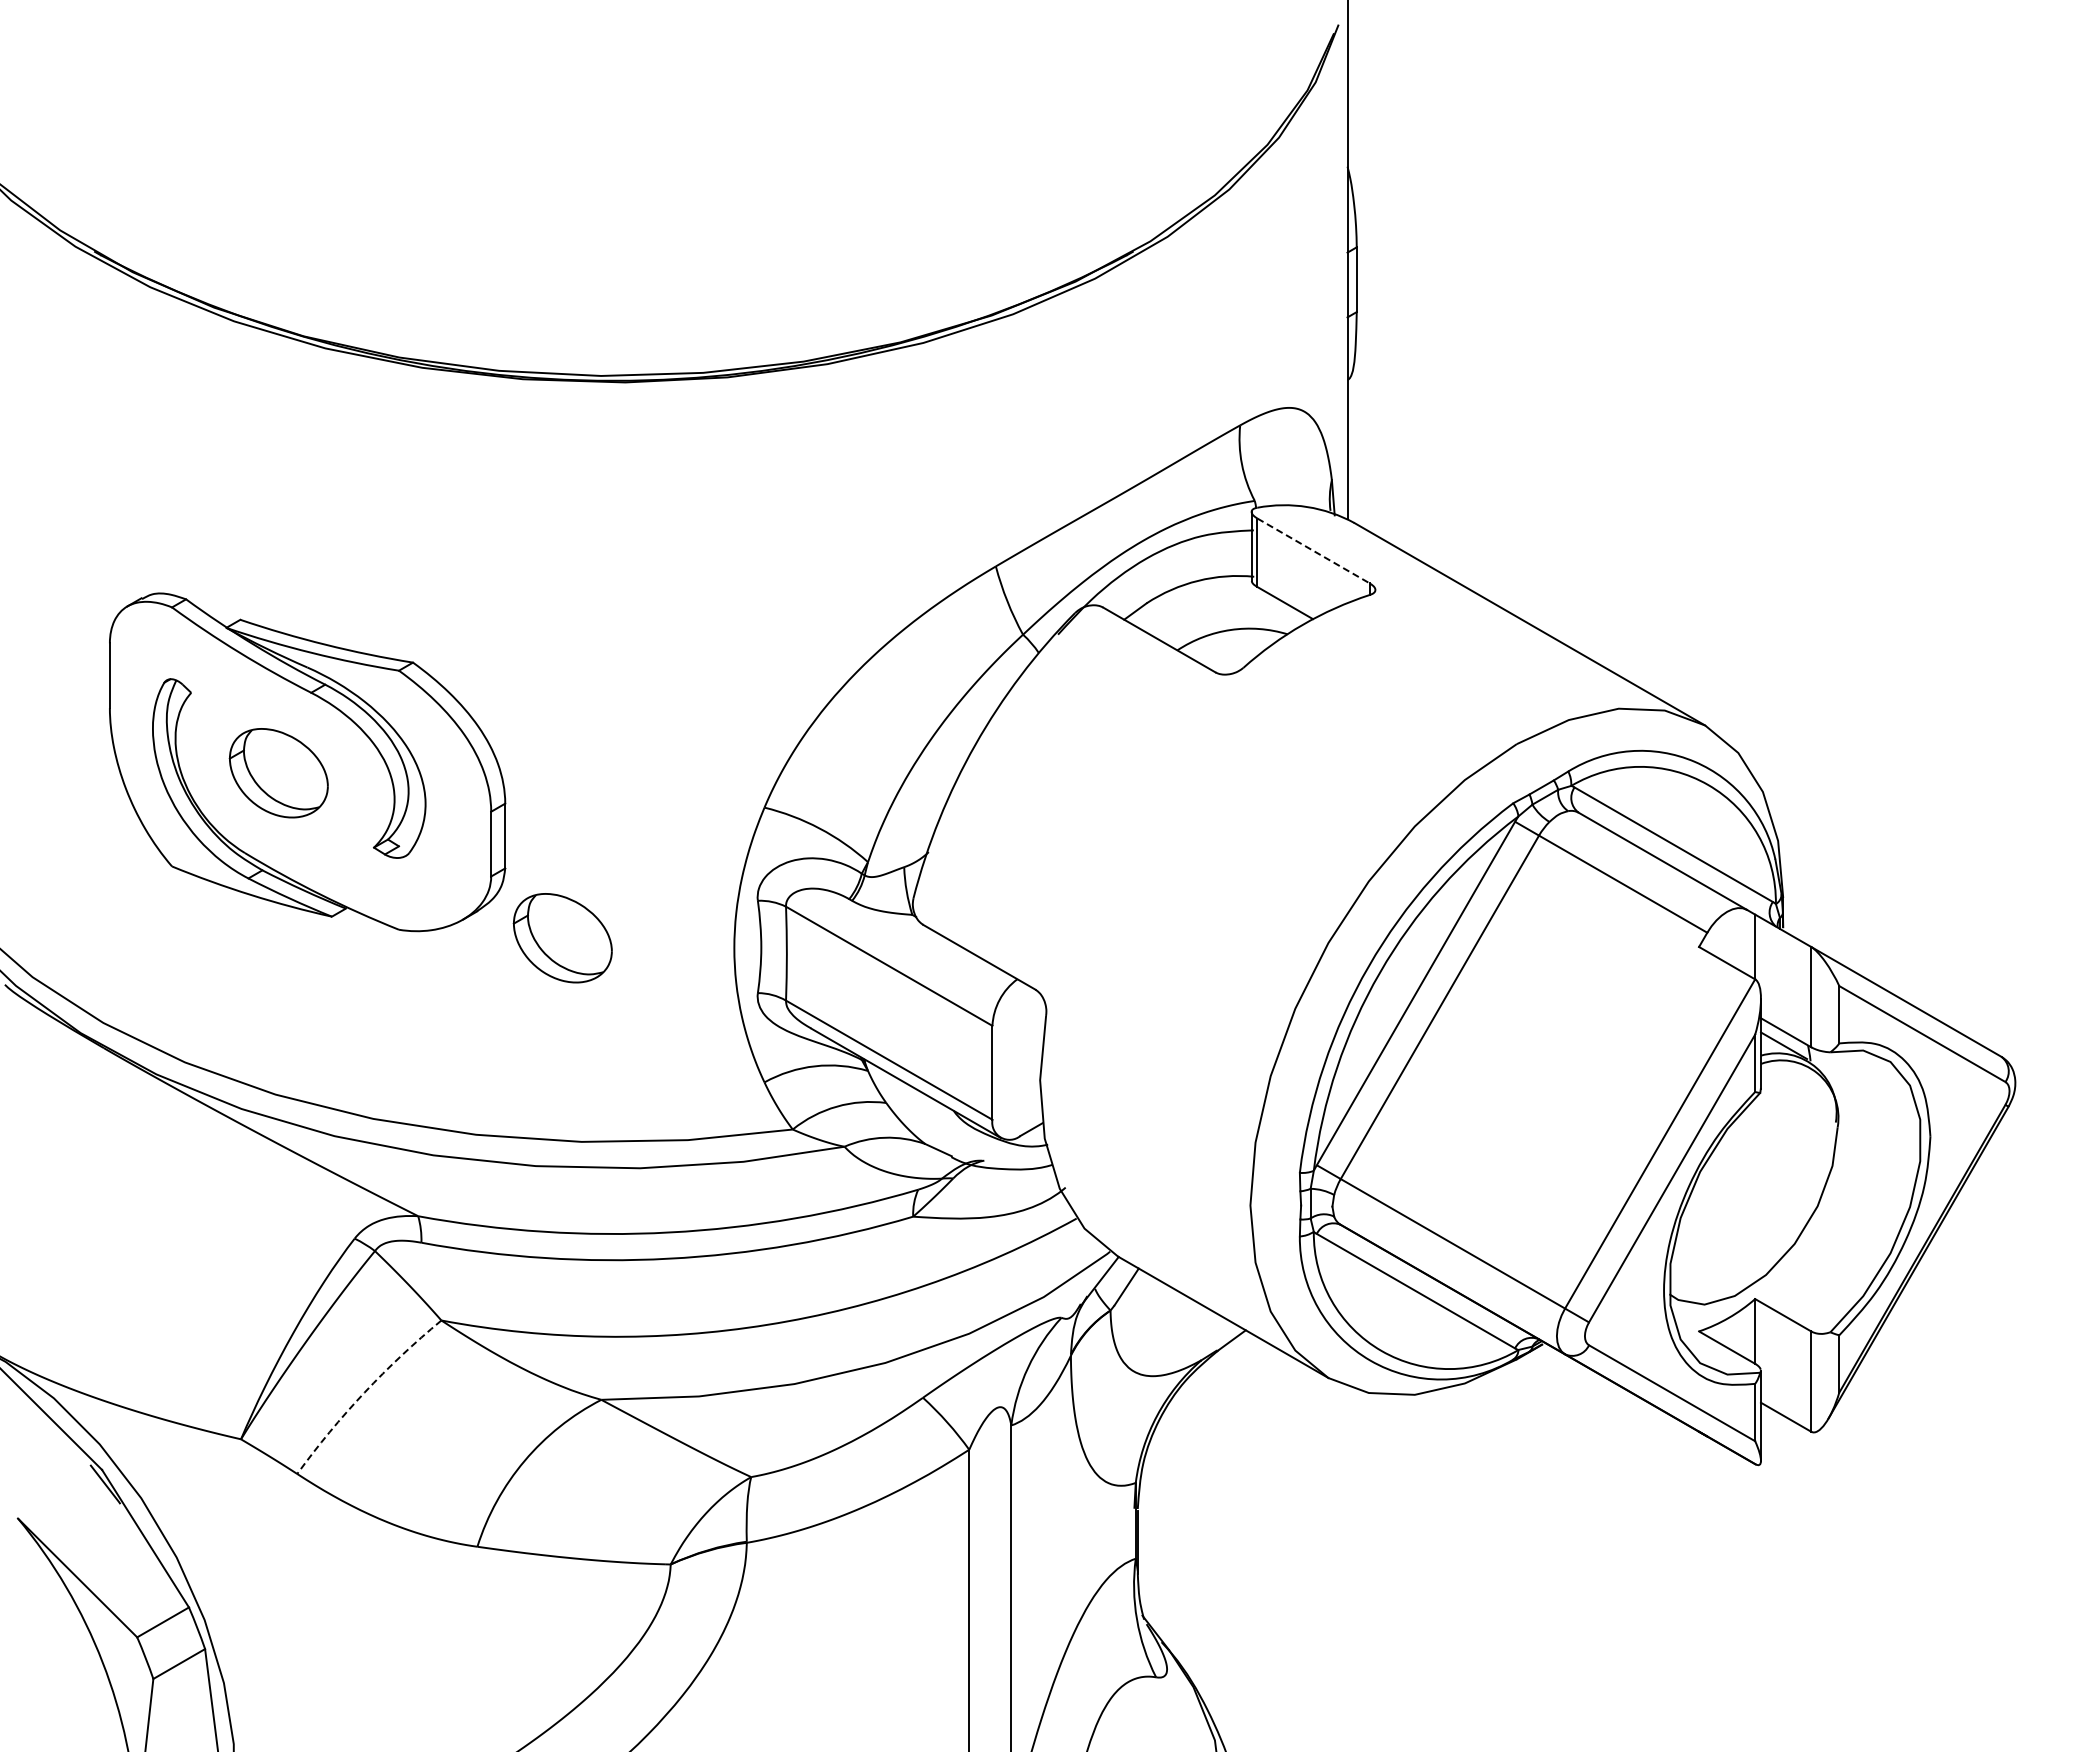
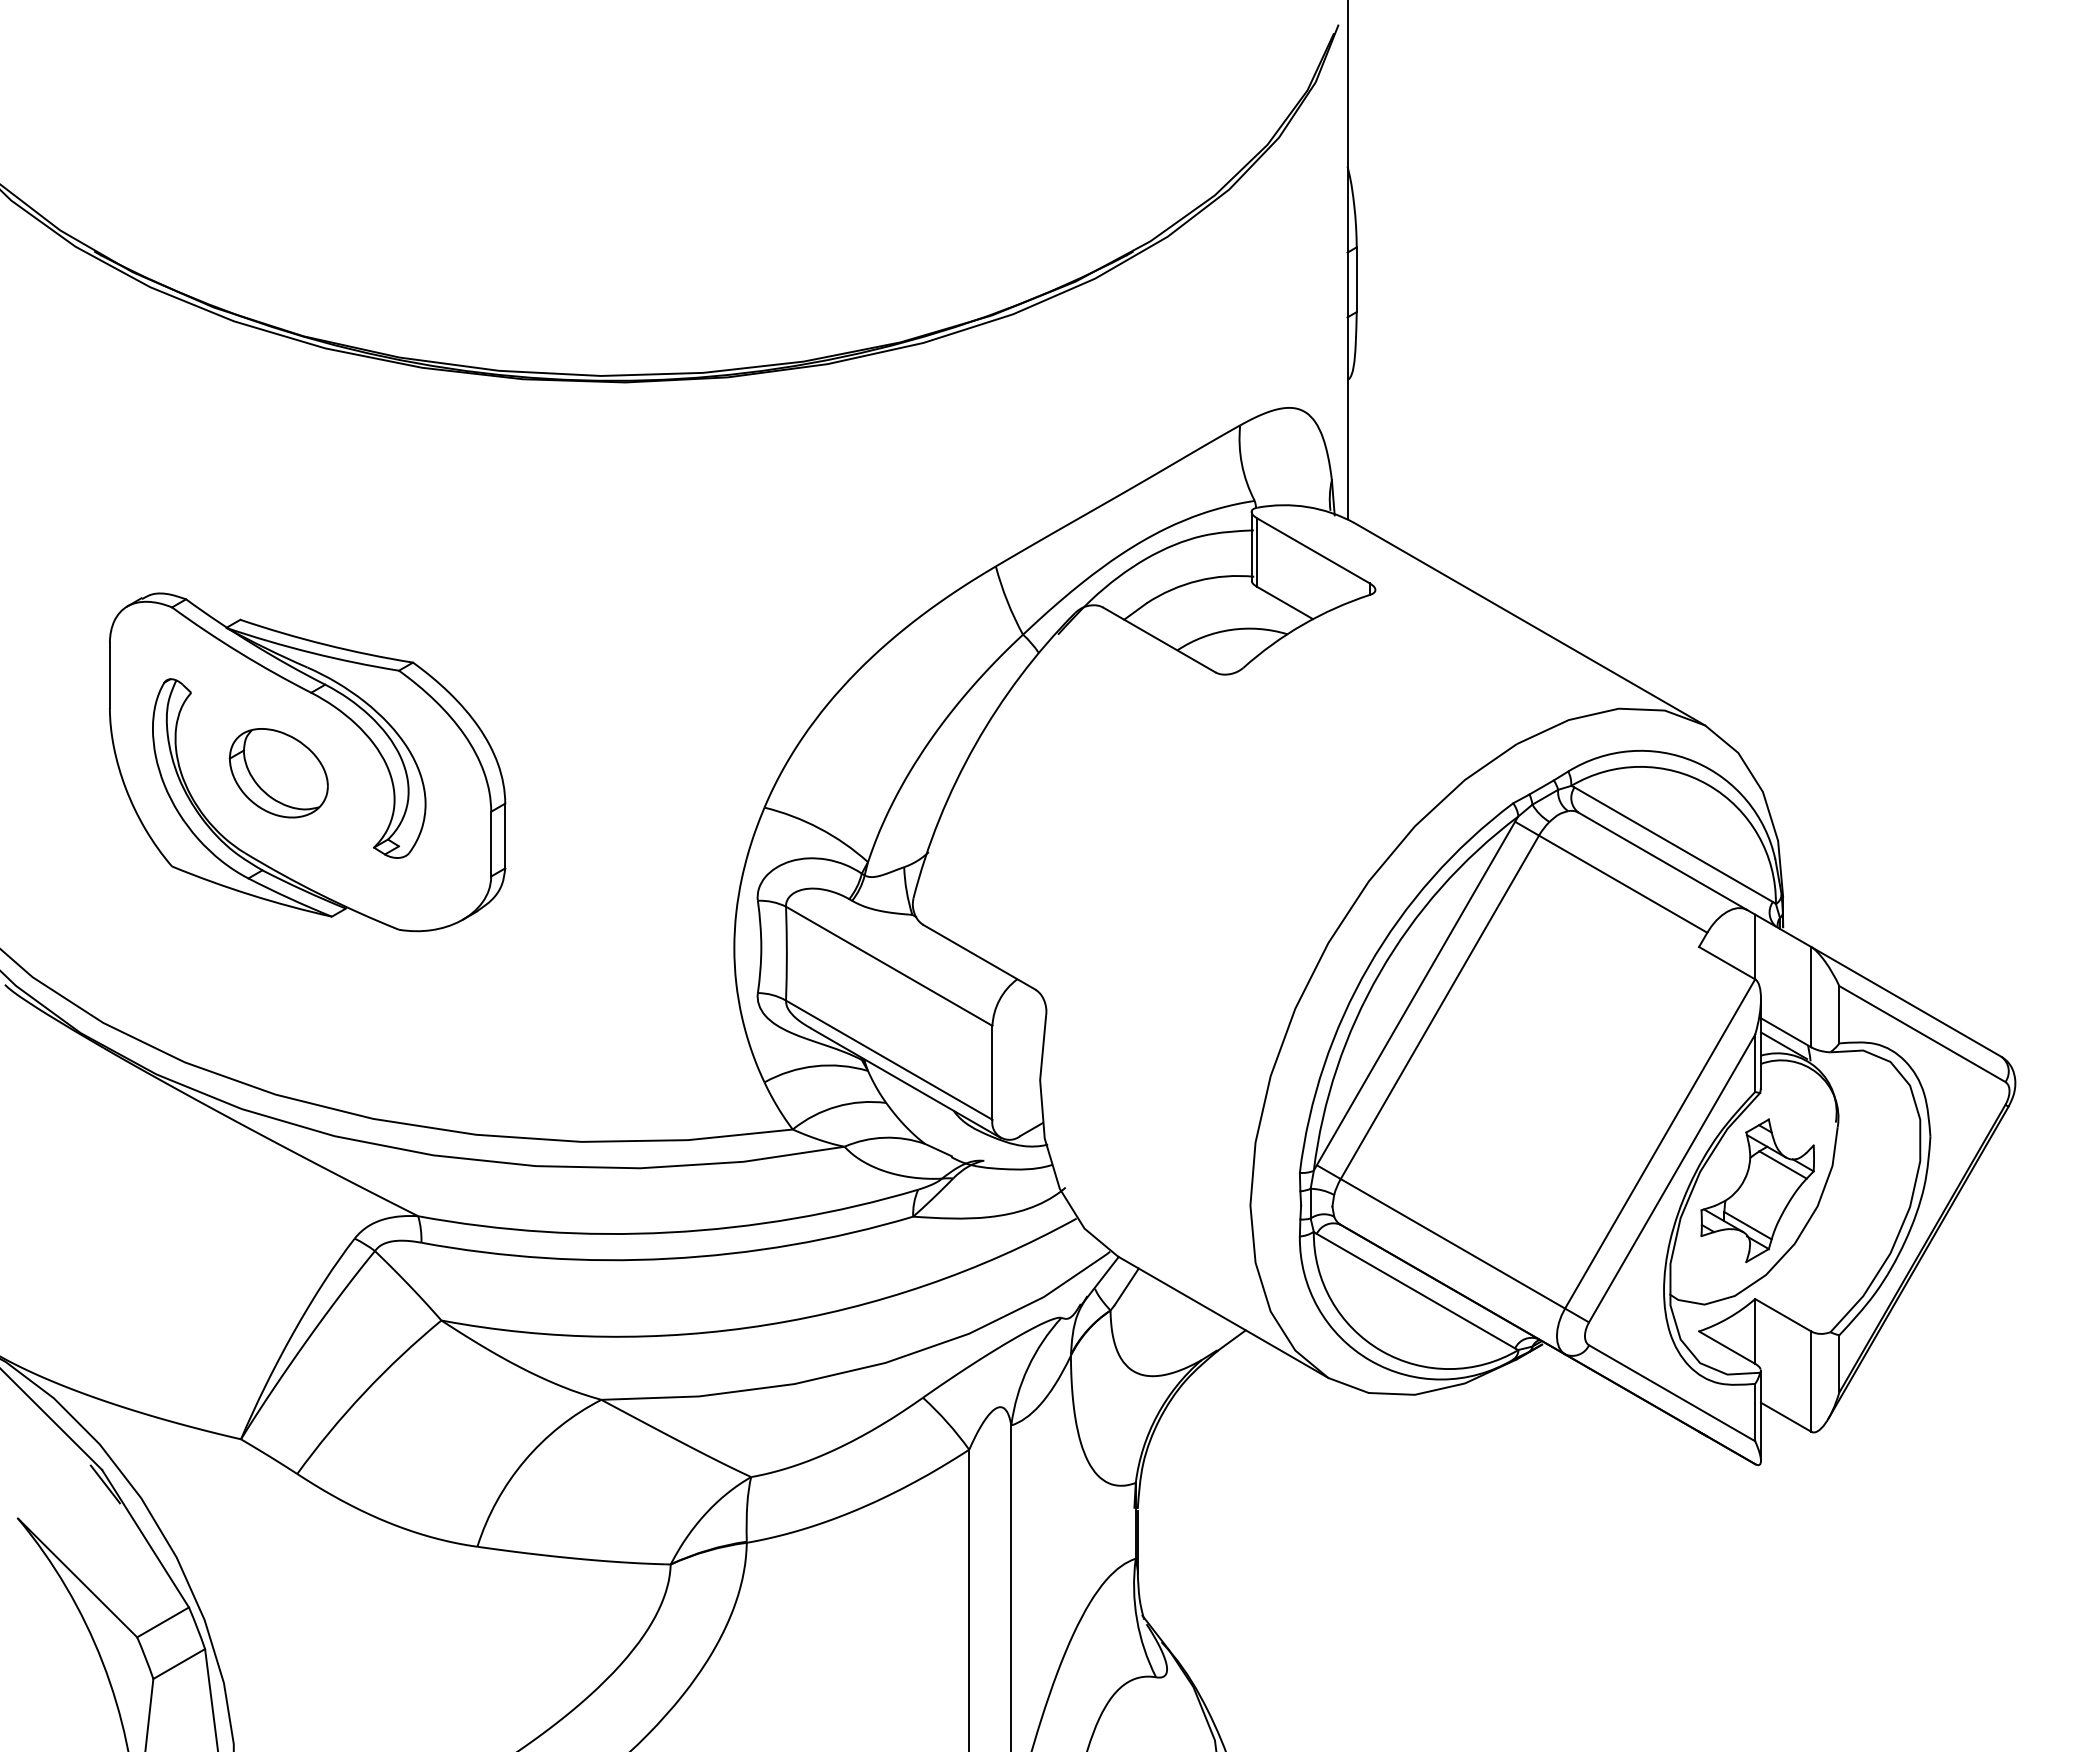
line: dashed -> solid (1313, 550)
part: present -> none (562, 938)
part: none -> present (1757, 1190)
arc: dashed -> solid (364, 1392)
